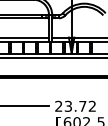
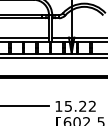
text: 23.72 -> 15.22 (70, 105)
